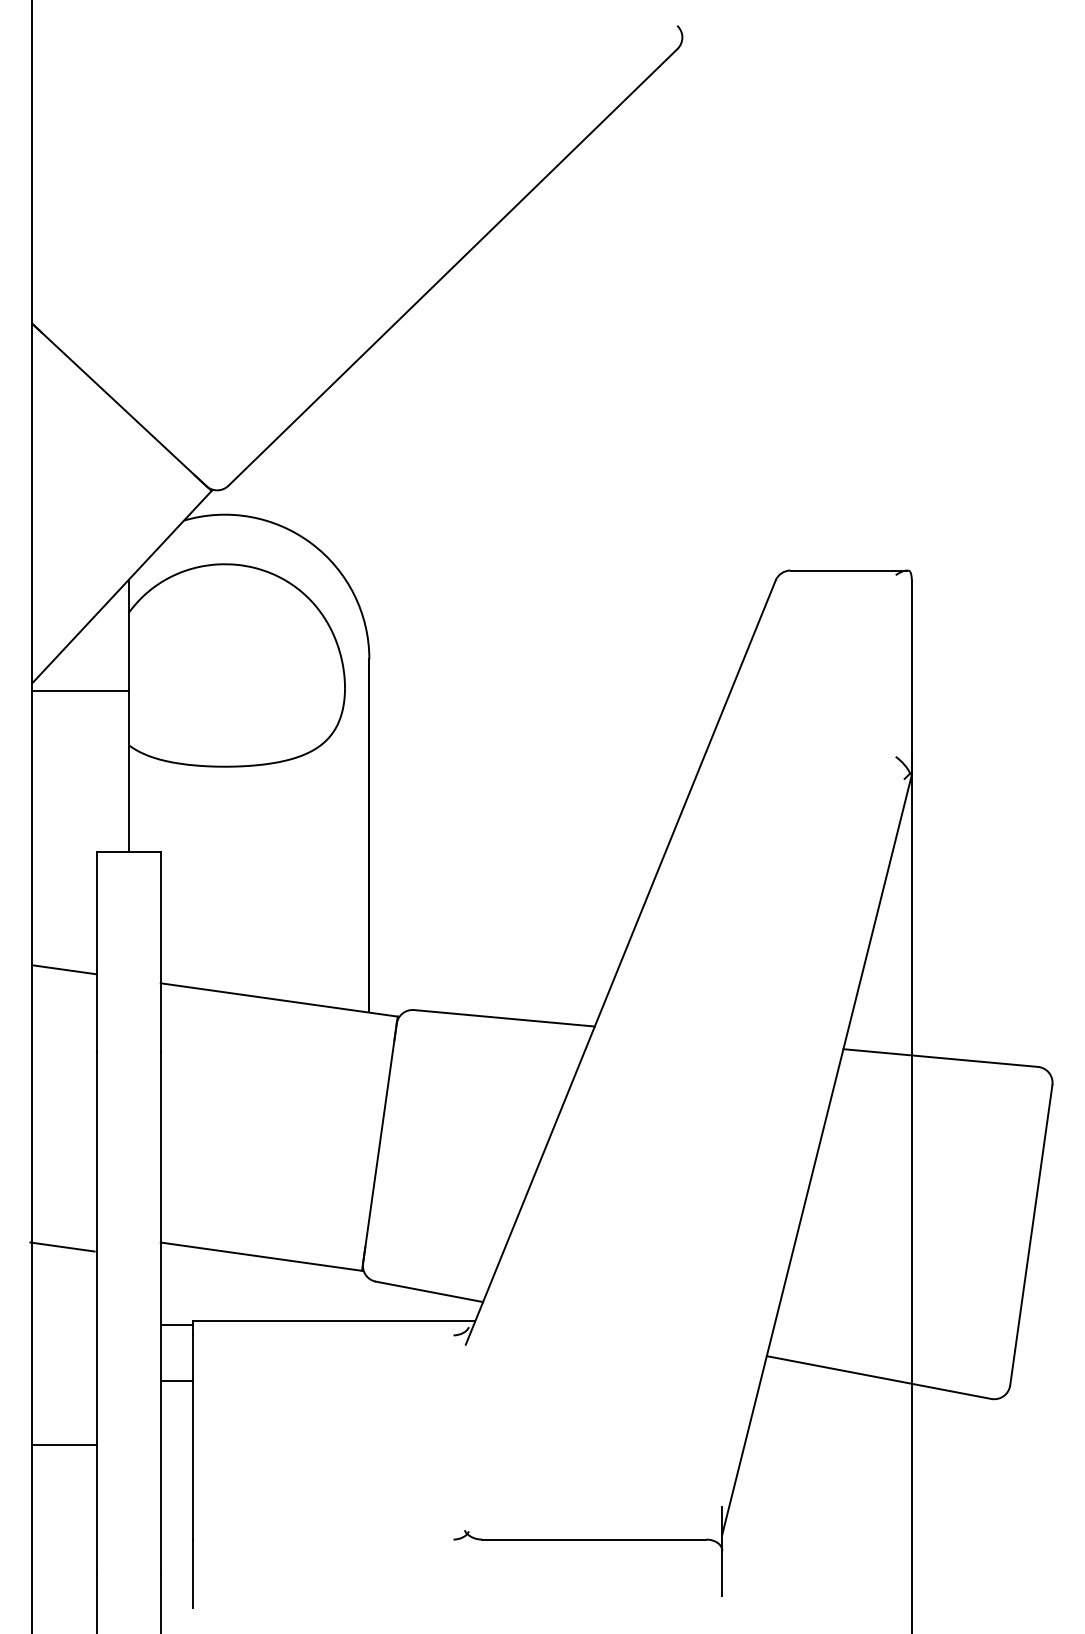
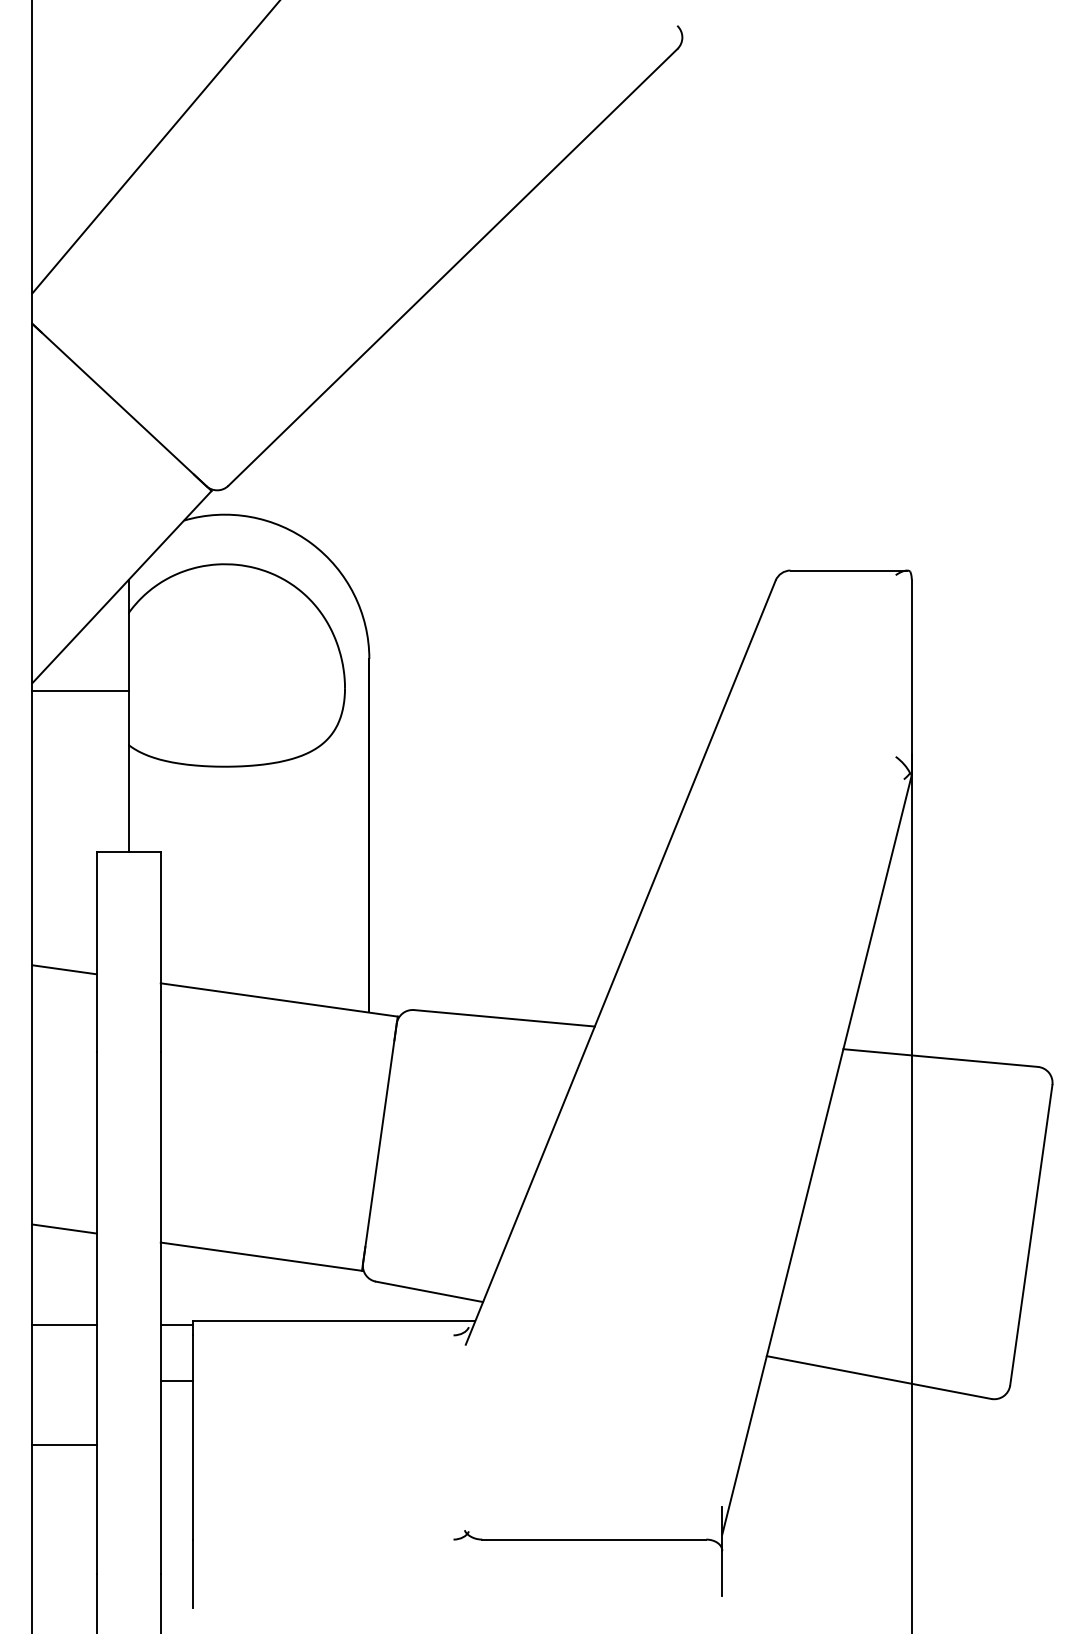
line: none -> present (155, 147)
line position: (62, 1246) -> (64, 1228) (64, 1228)
line: none -> present (64, 1324)
